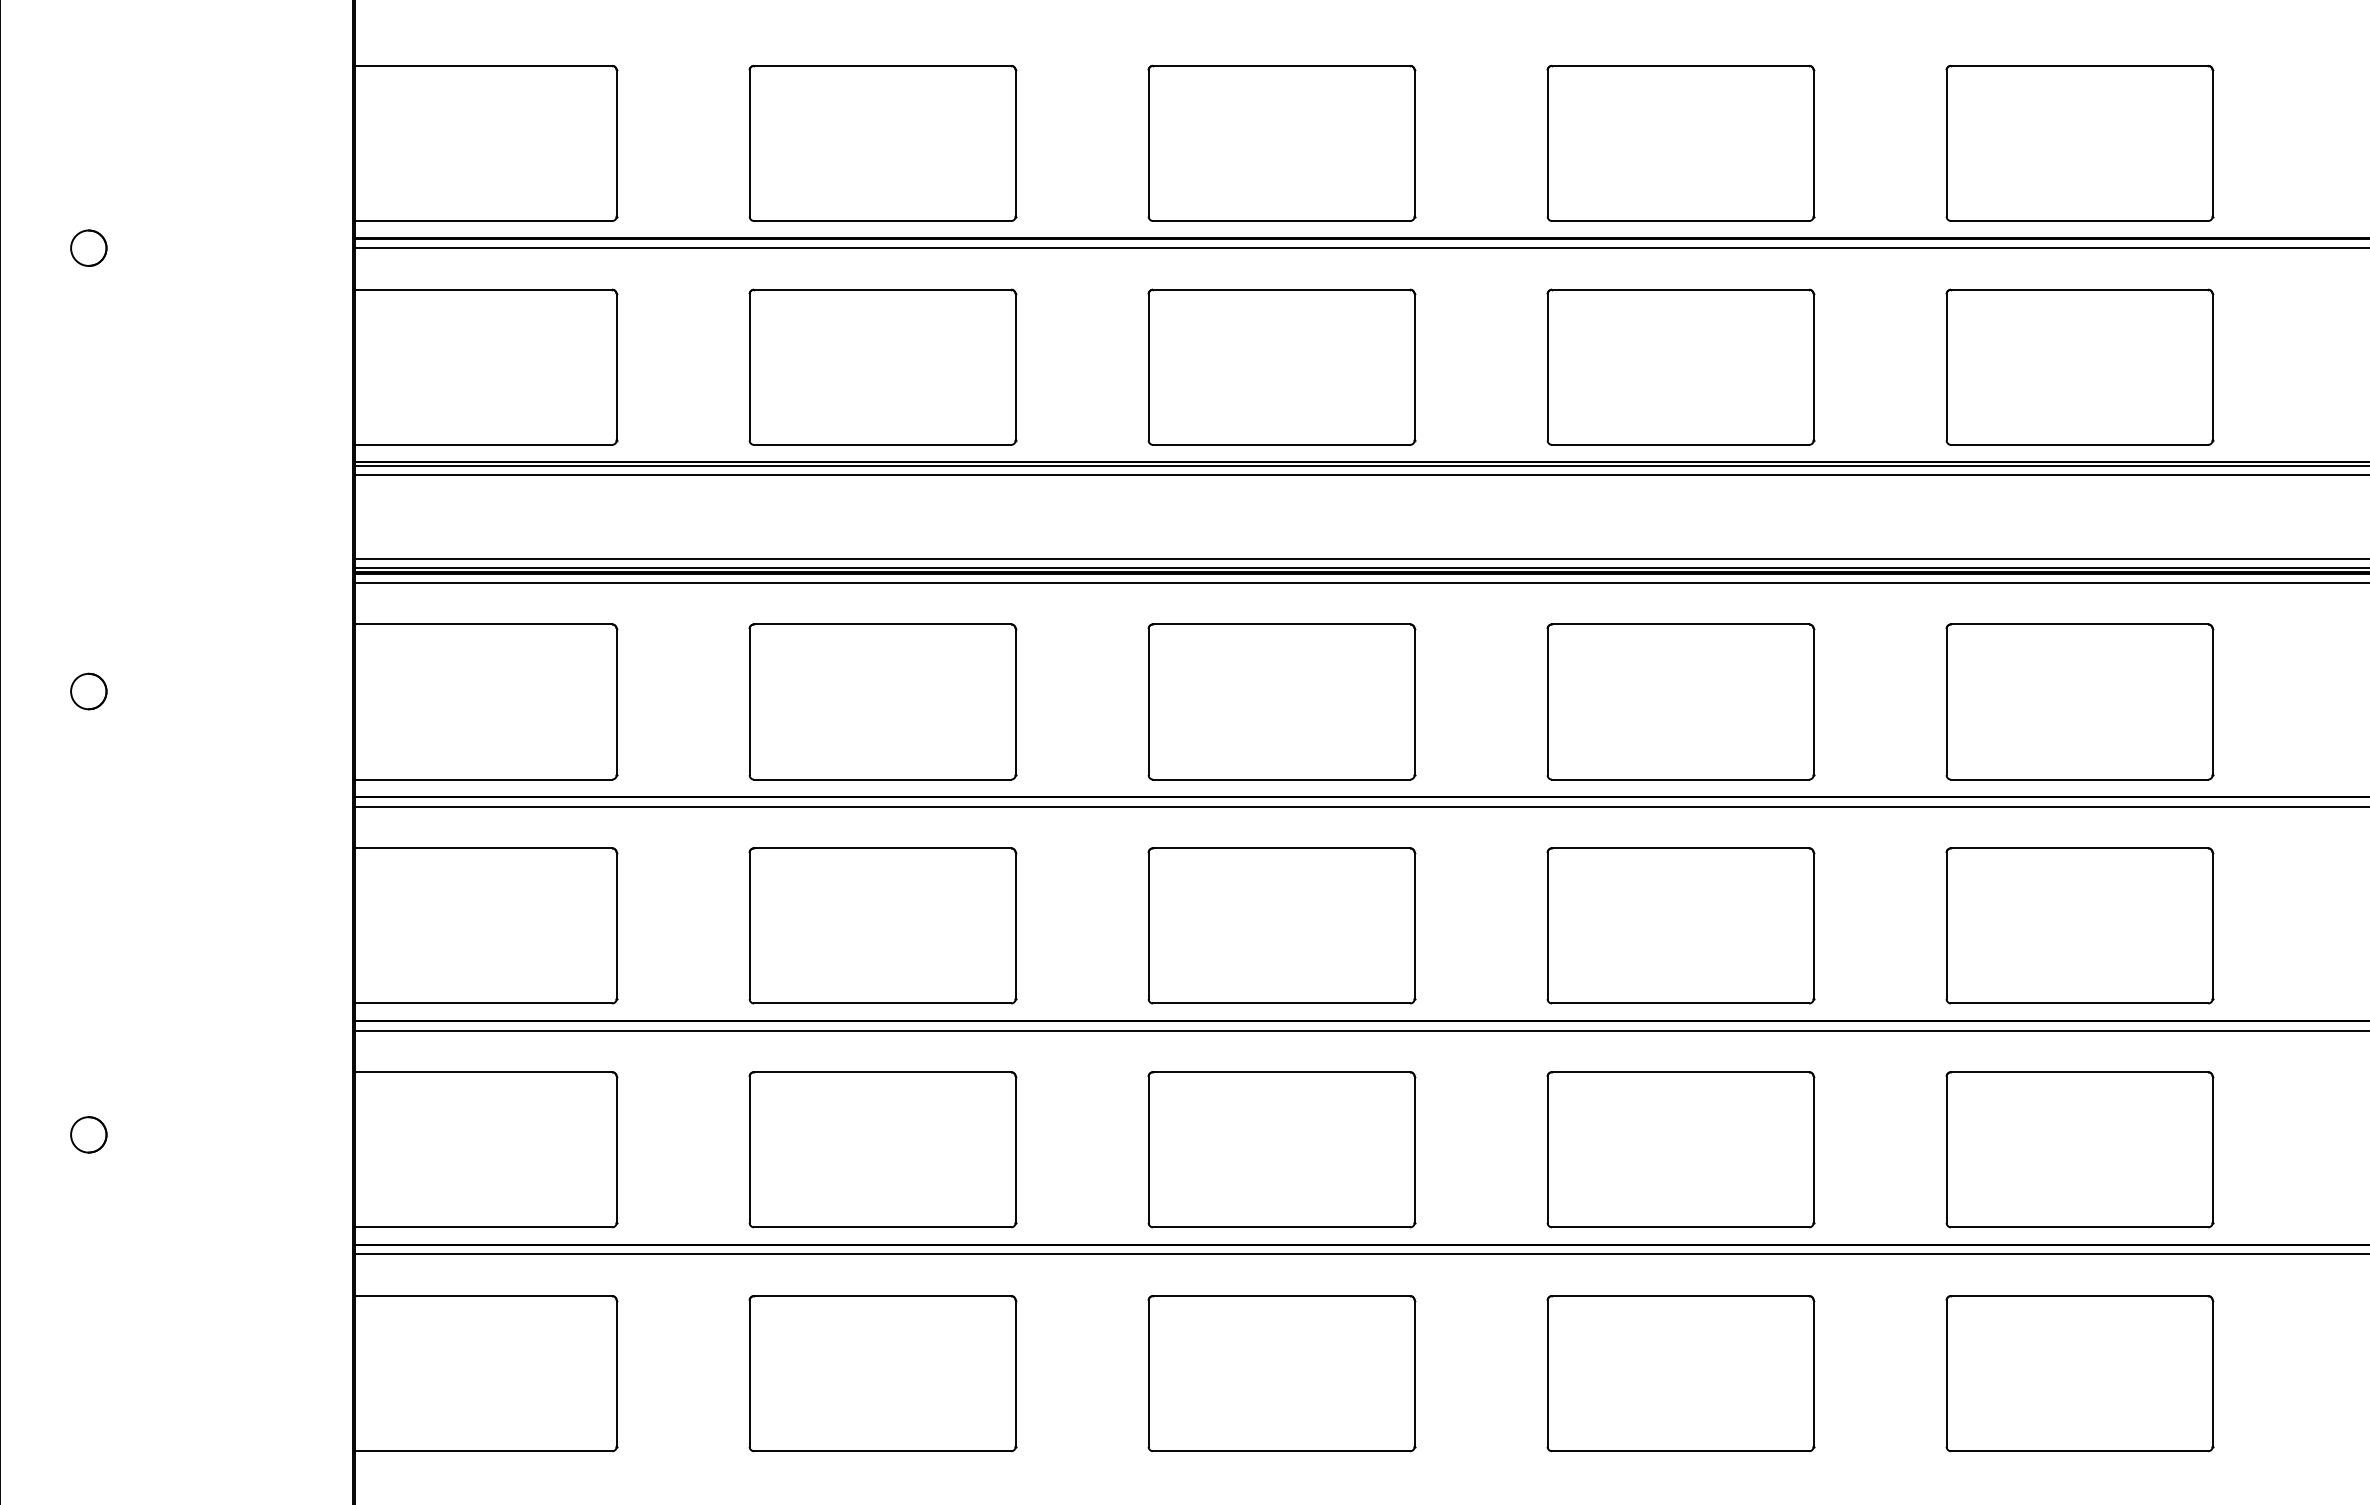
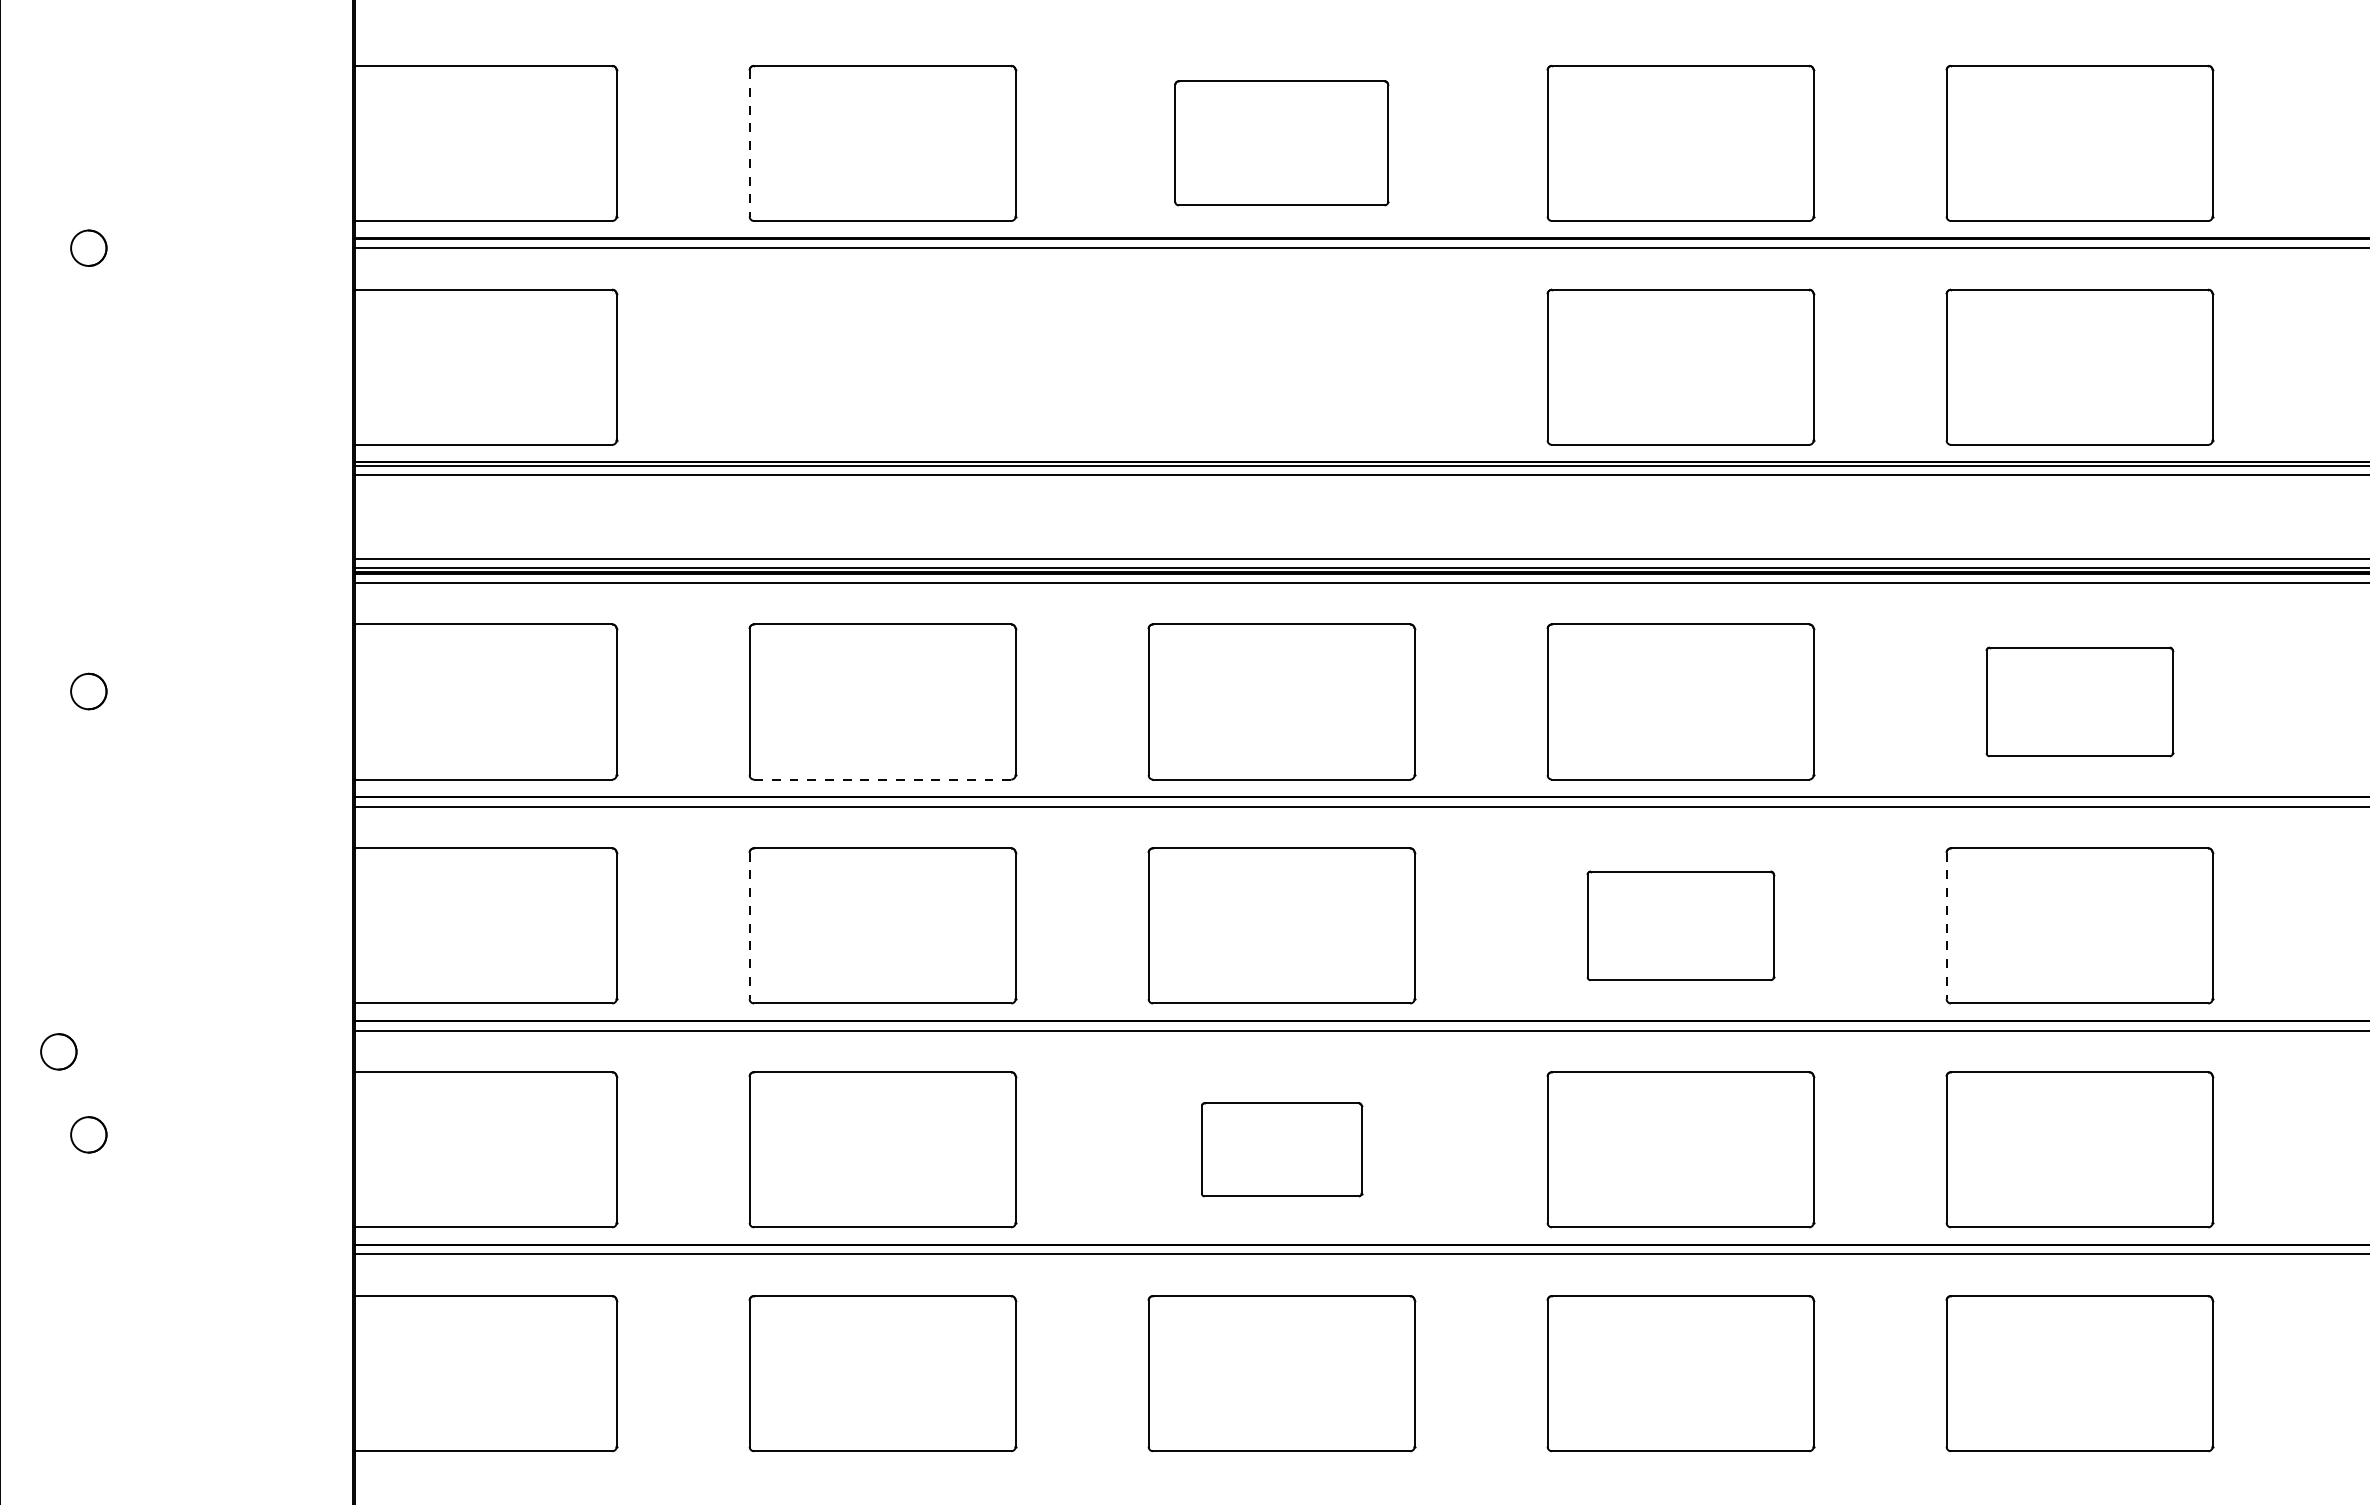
part size: 270x158 px -> 216x127 px (1281, 143)
line: solid -> dashed (749, 143)
part: present -> none (882, 366)
part: present -> none (1281, 366)
part size: 270x158 px -> 190x112 px (2079, 701)
line: solid -> dashed (882, 779)
part size: 270x158 px -> 190x112 px (1680, 925)
line: solid -> dashed (749, 926)
line: solid -> dashed (1946, 926)
circle: none -> present (58, 1051)
part size: 270x158 px -> 163x96 px (1282, 1149)
